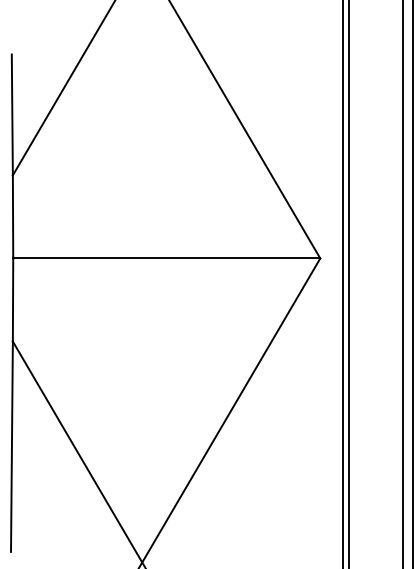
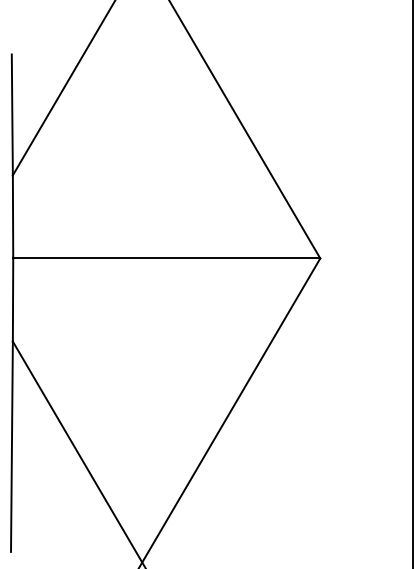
line: present -> none (343, 283)
line: present -> none (349, 283)
line: present -> none (402, 283)
